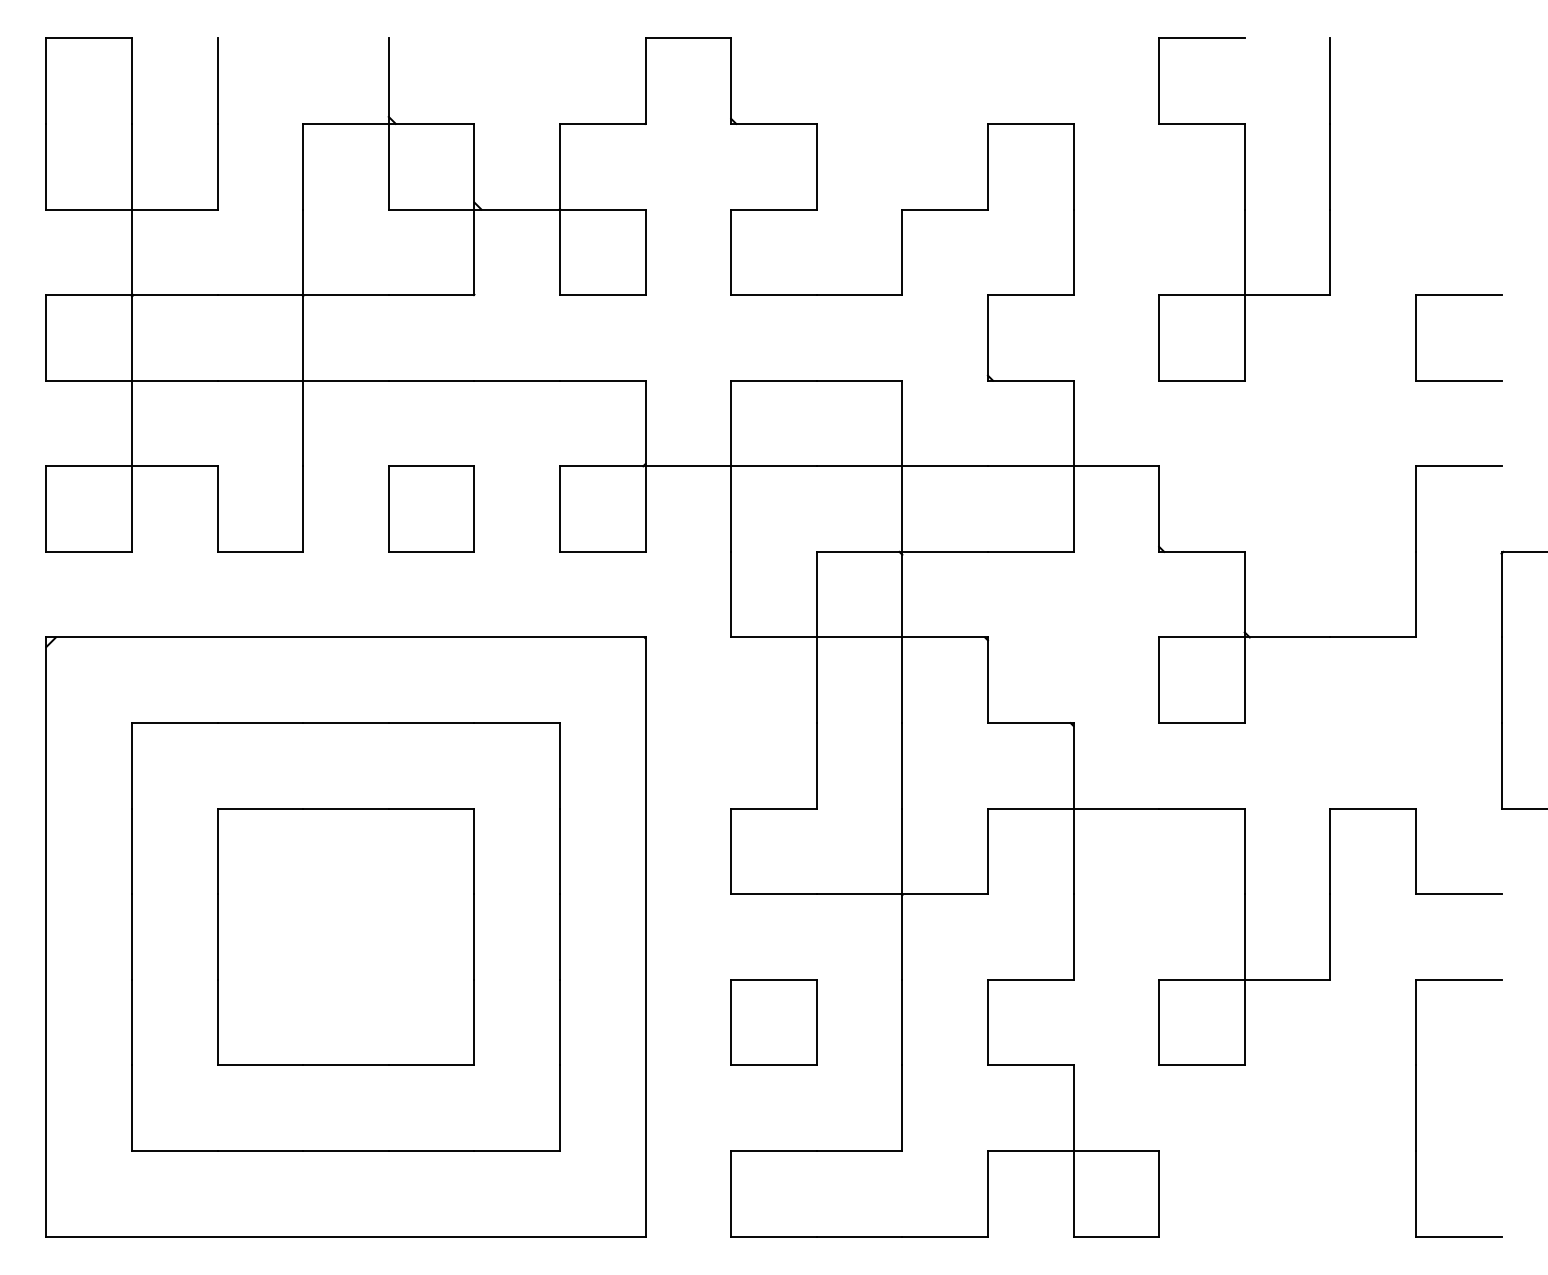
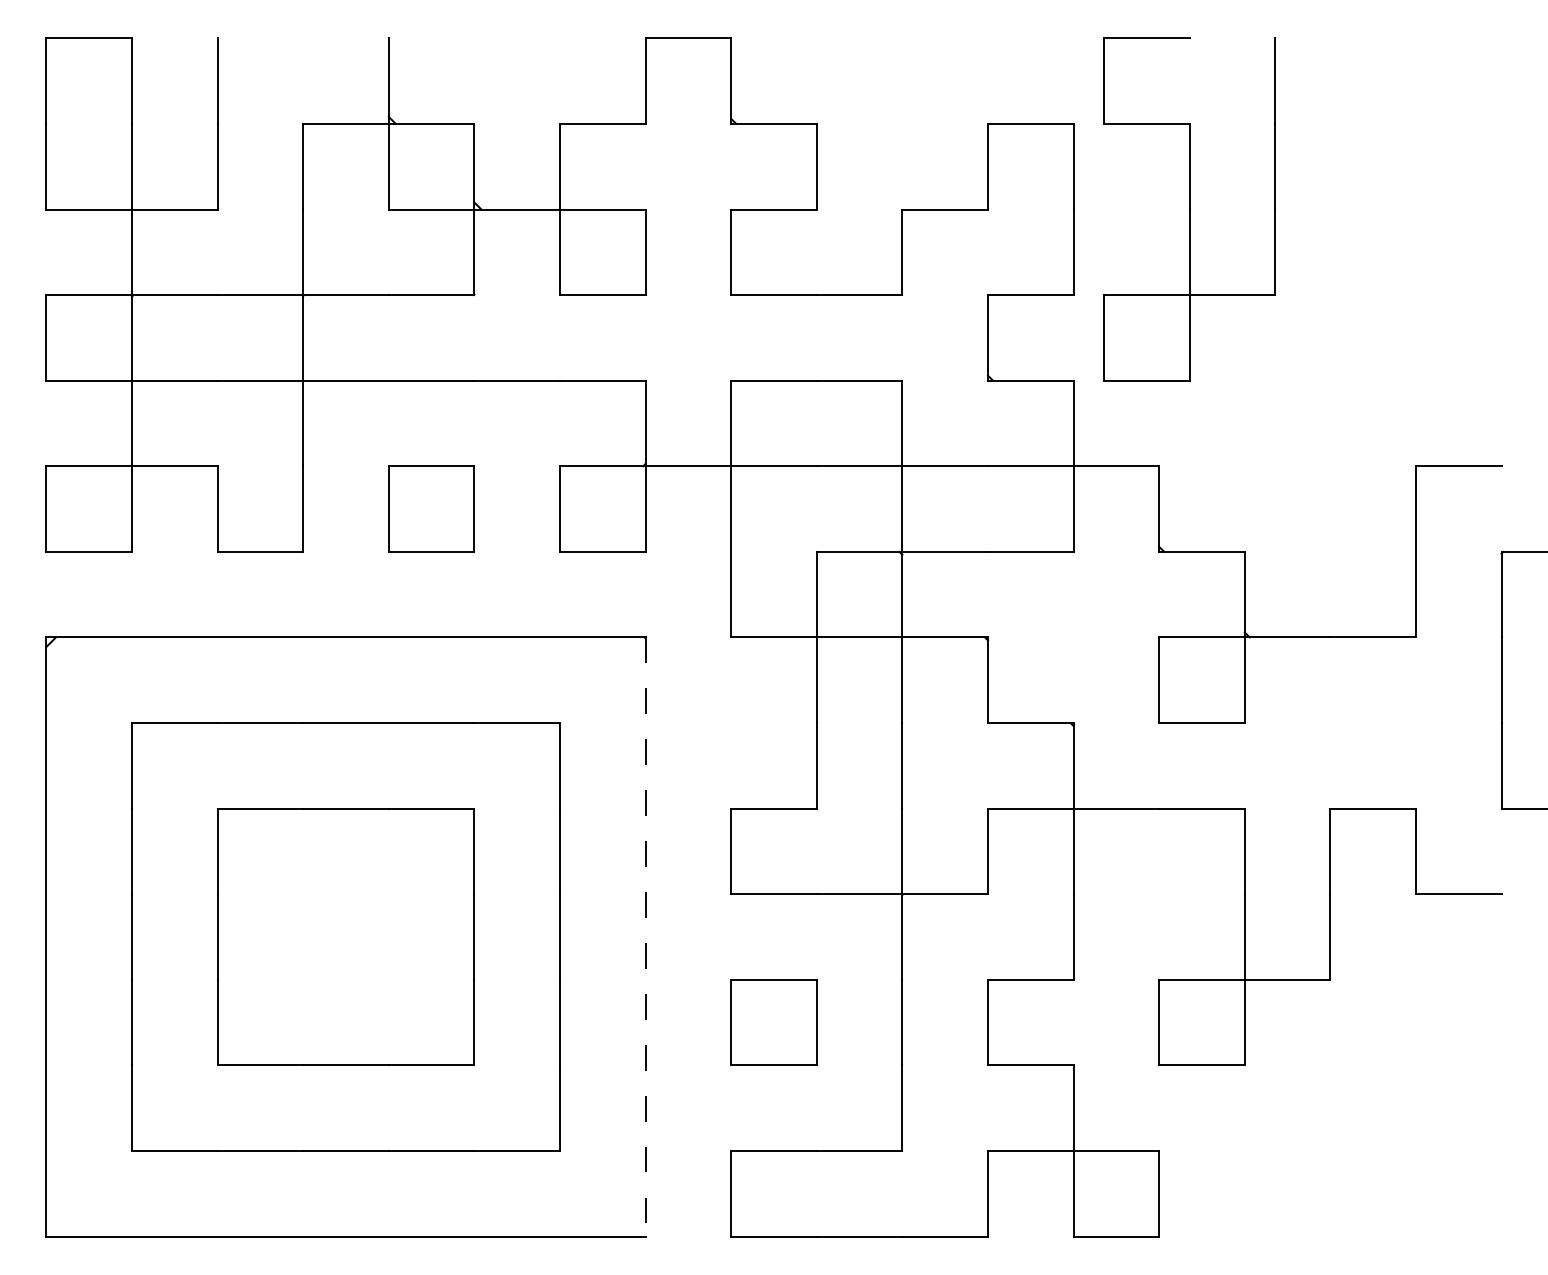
part position: (1244, 209) -> (1189, 209) (1189, 209)
part: present -> none (1458, 295)
line: solid -> dashed (645, 937)
part: present -> none (1416, 1108)
